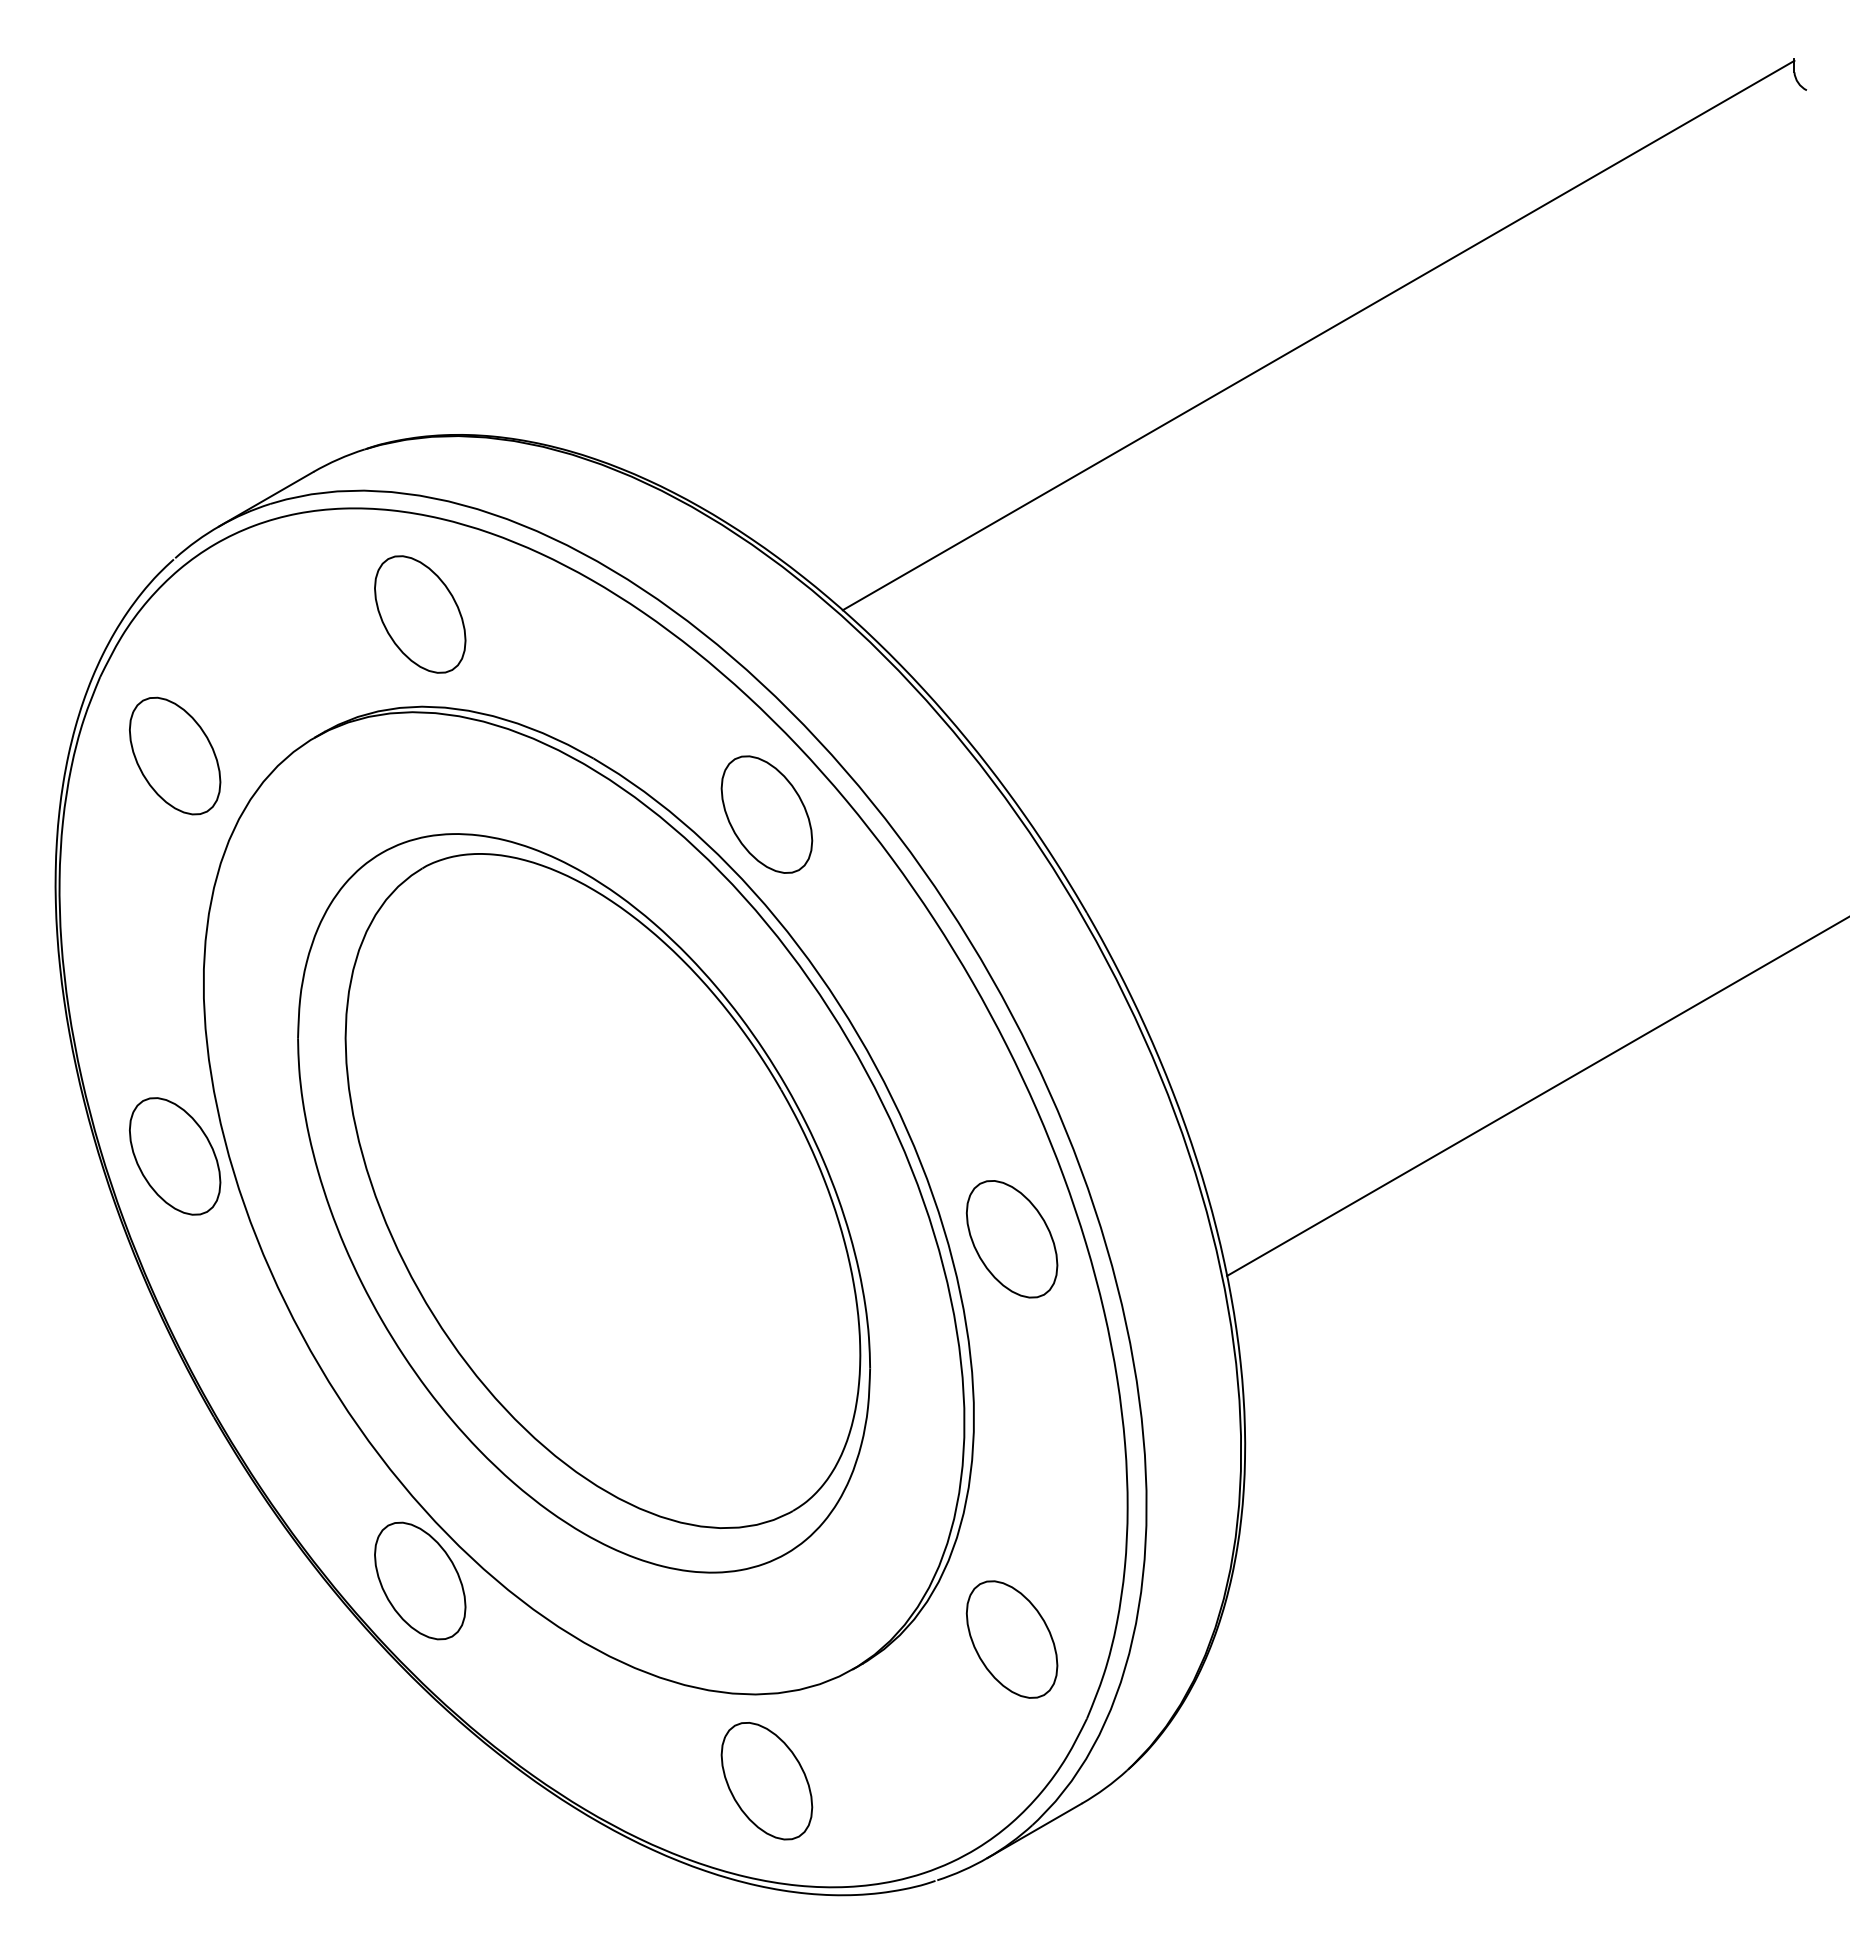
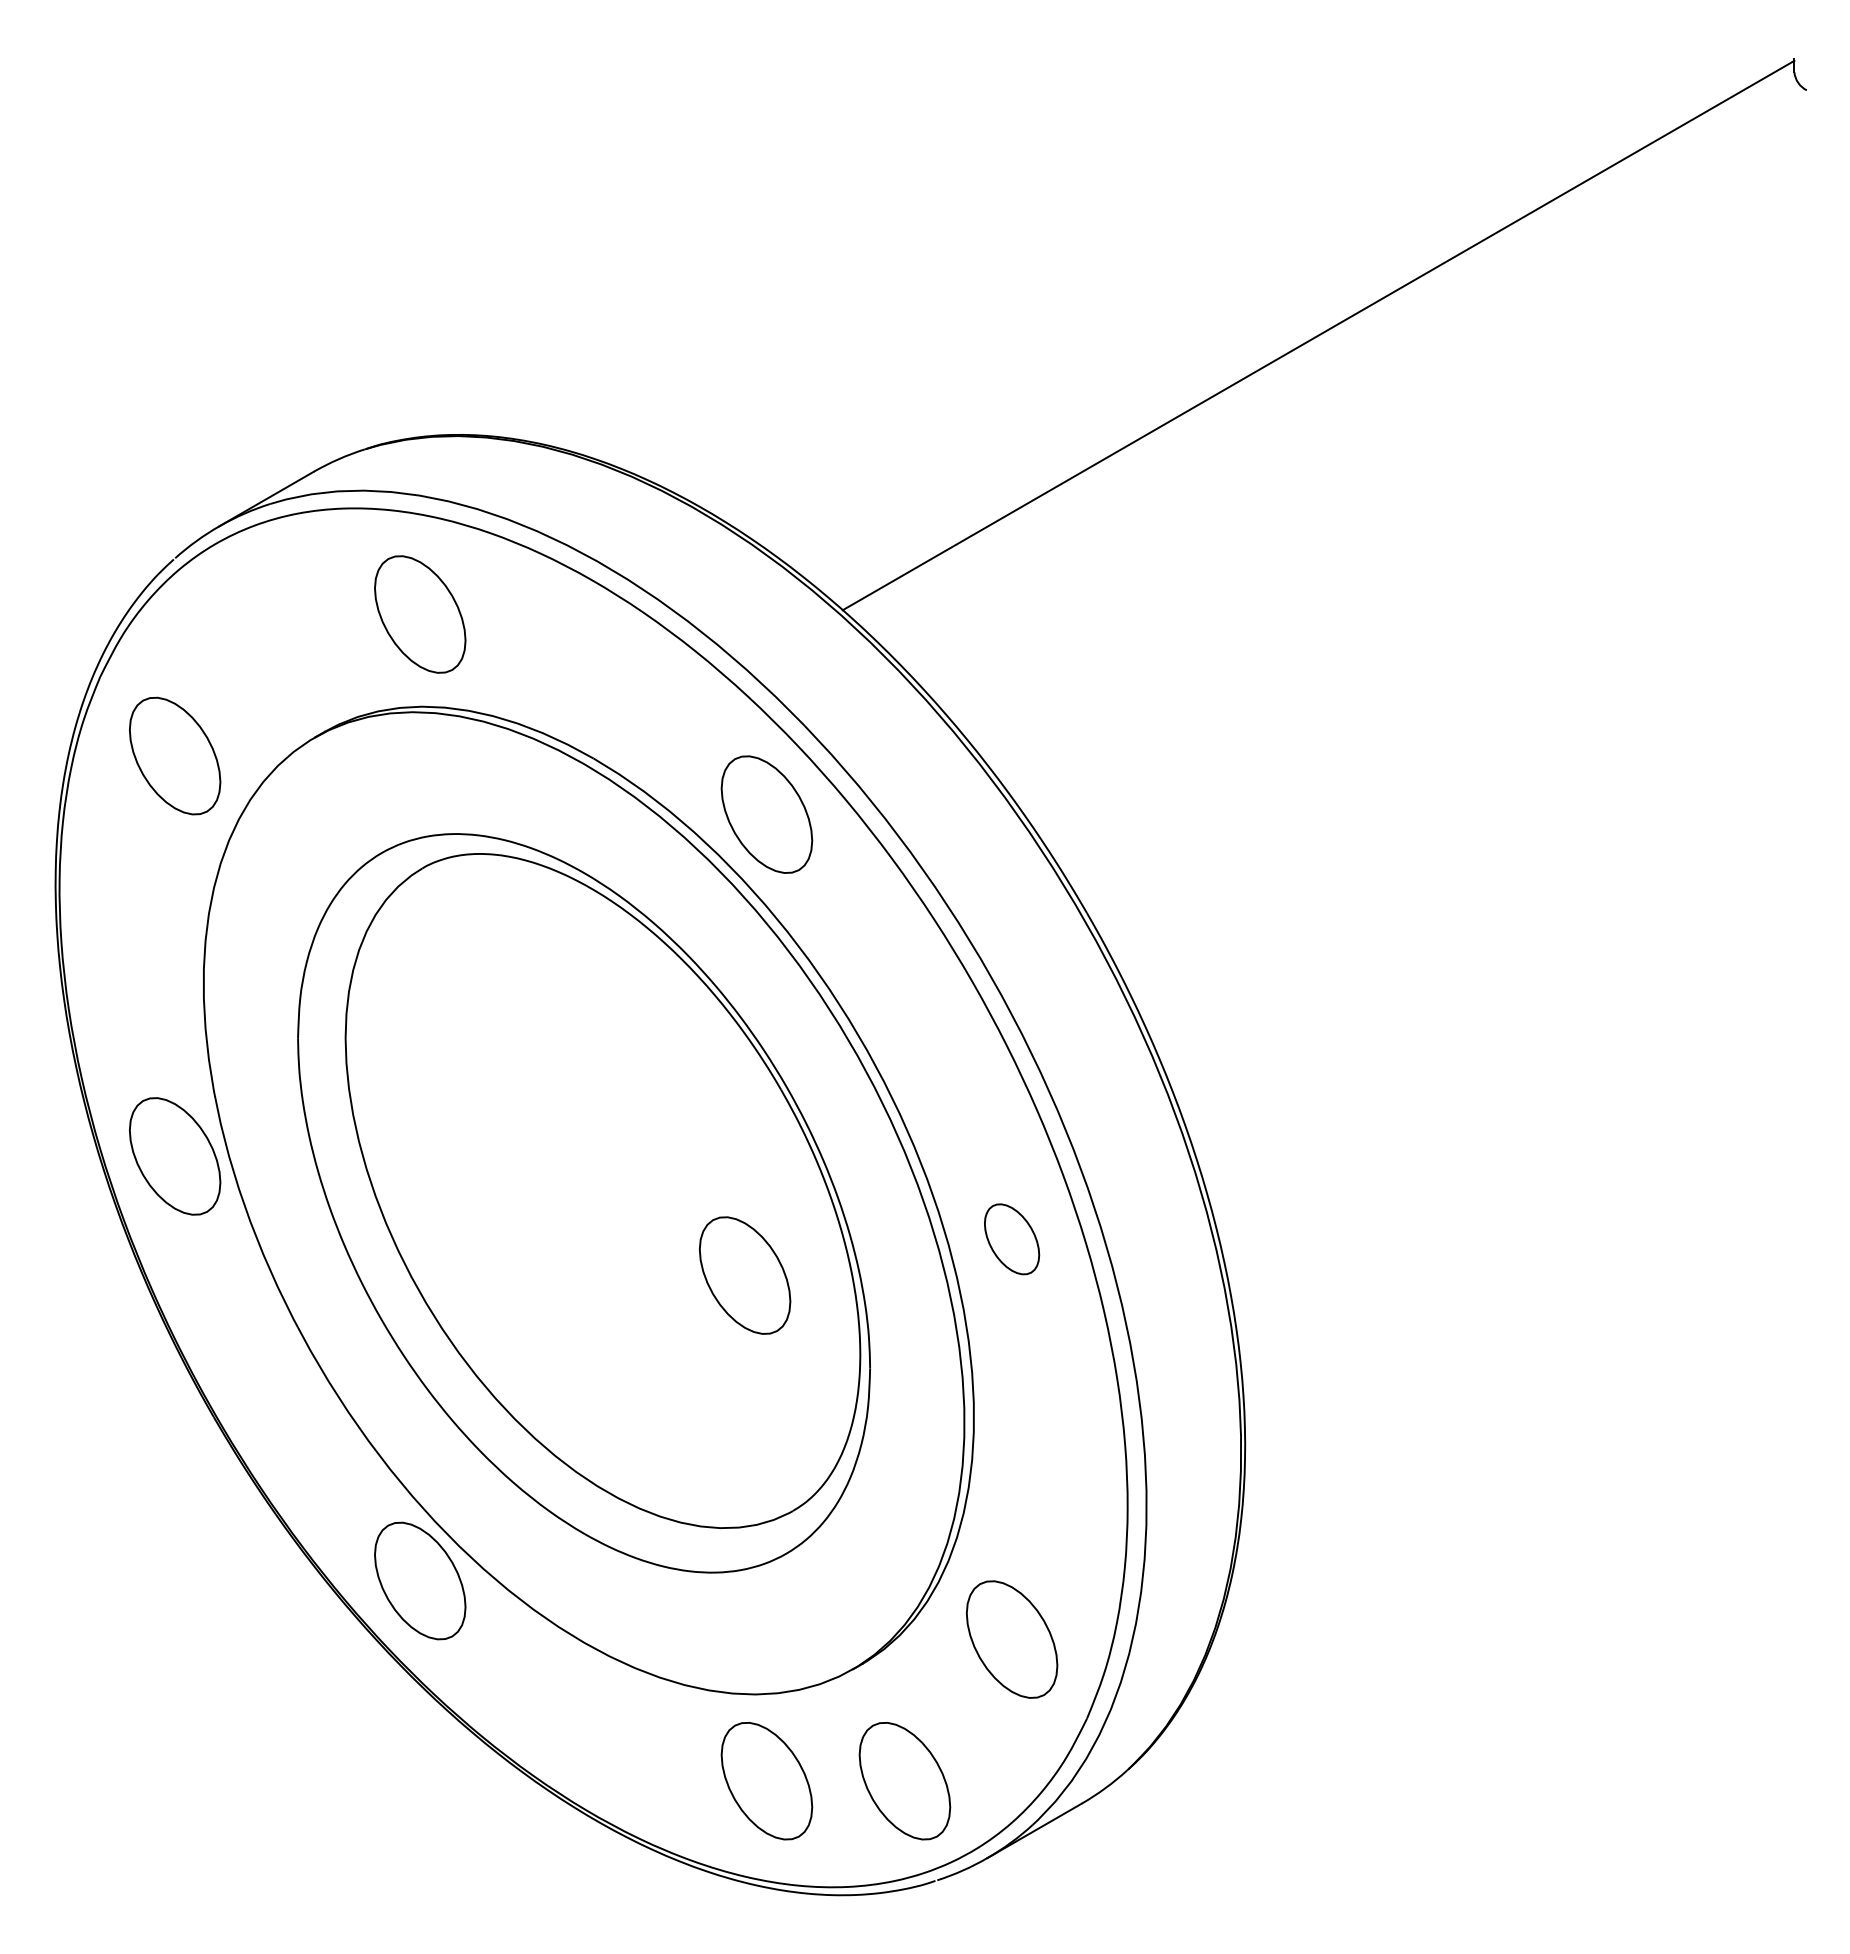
line: present -> none (1536, 1096)
part size: 94x119 px -> 57x73 px (1012, 1239)
part: none -> present (744, 1275)
part: none -> present (904, 1781)
